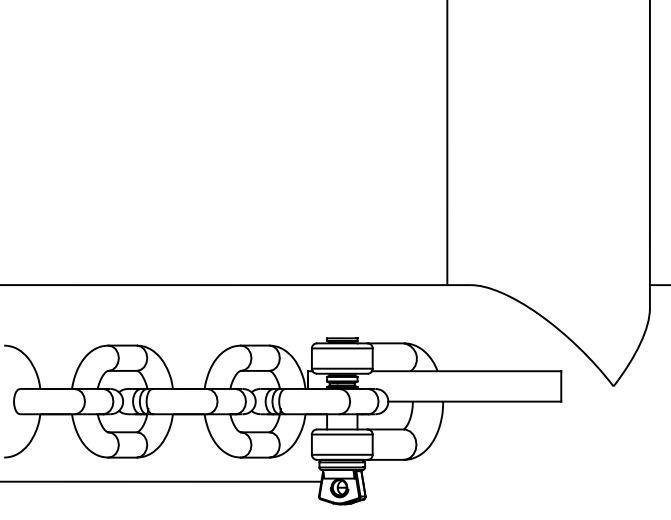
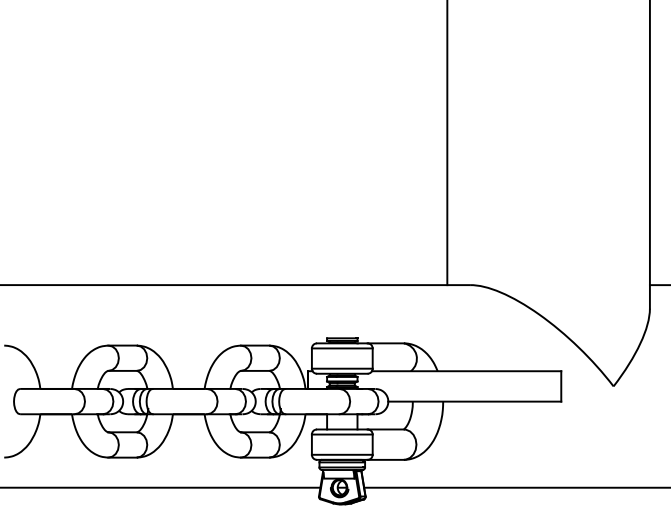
line position: (161, 481) -> (161, 487) (161, 487)
line: none -> present (515, 487)
